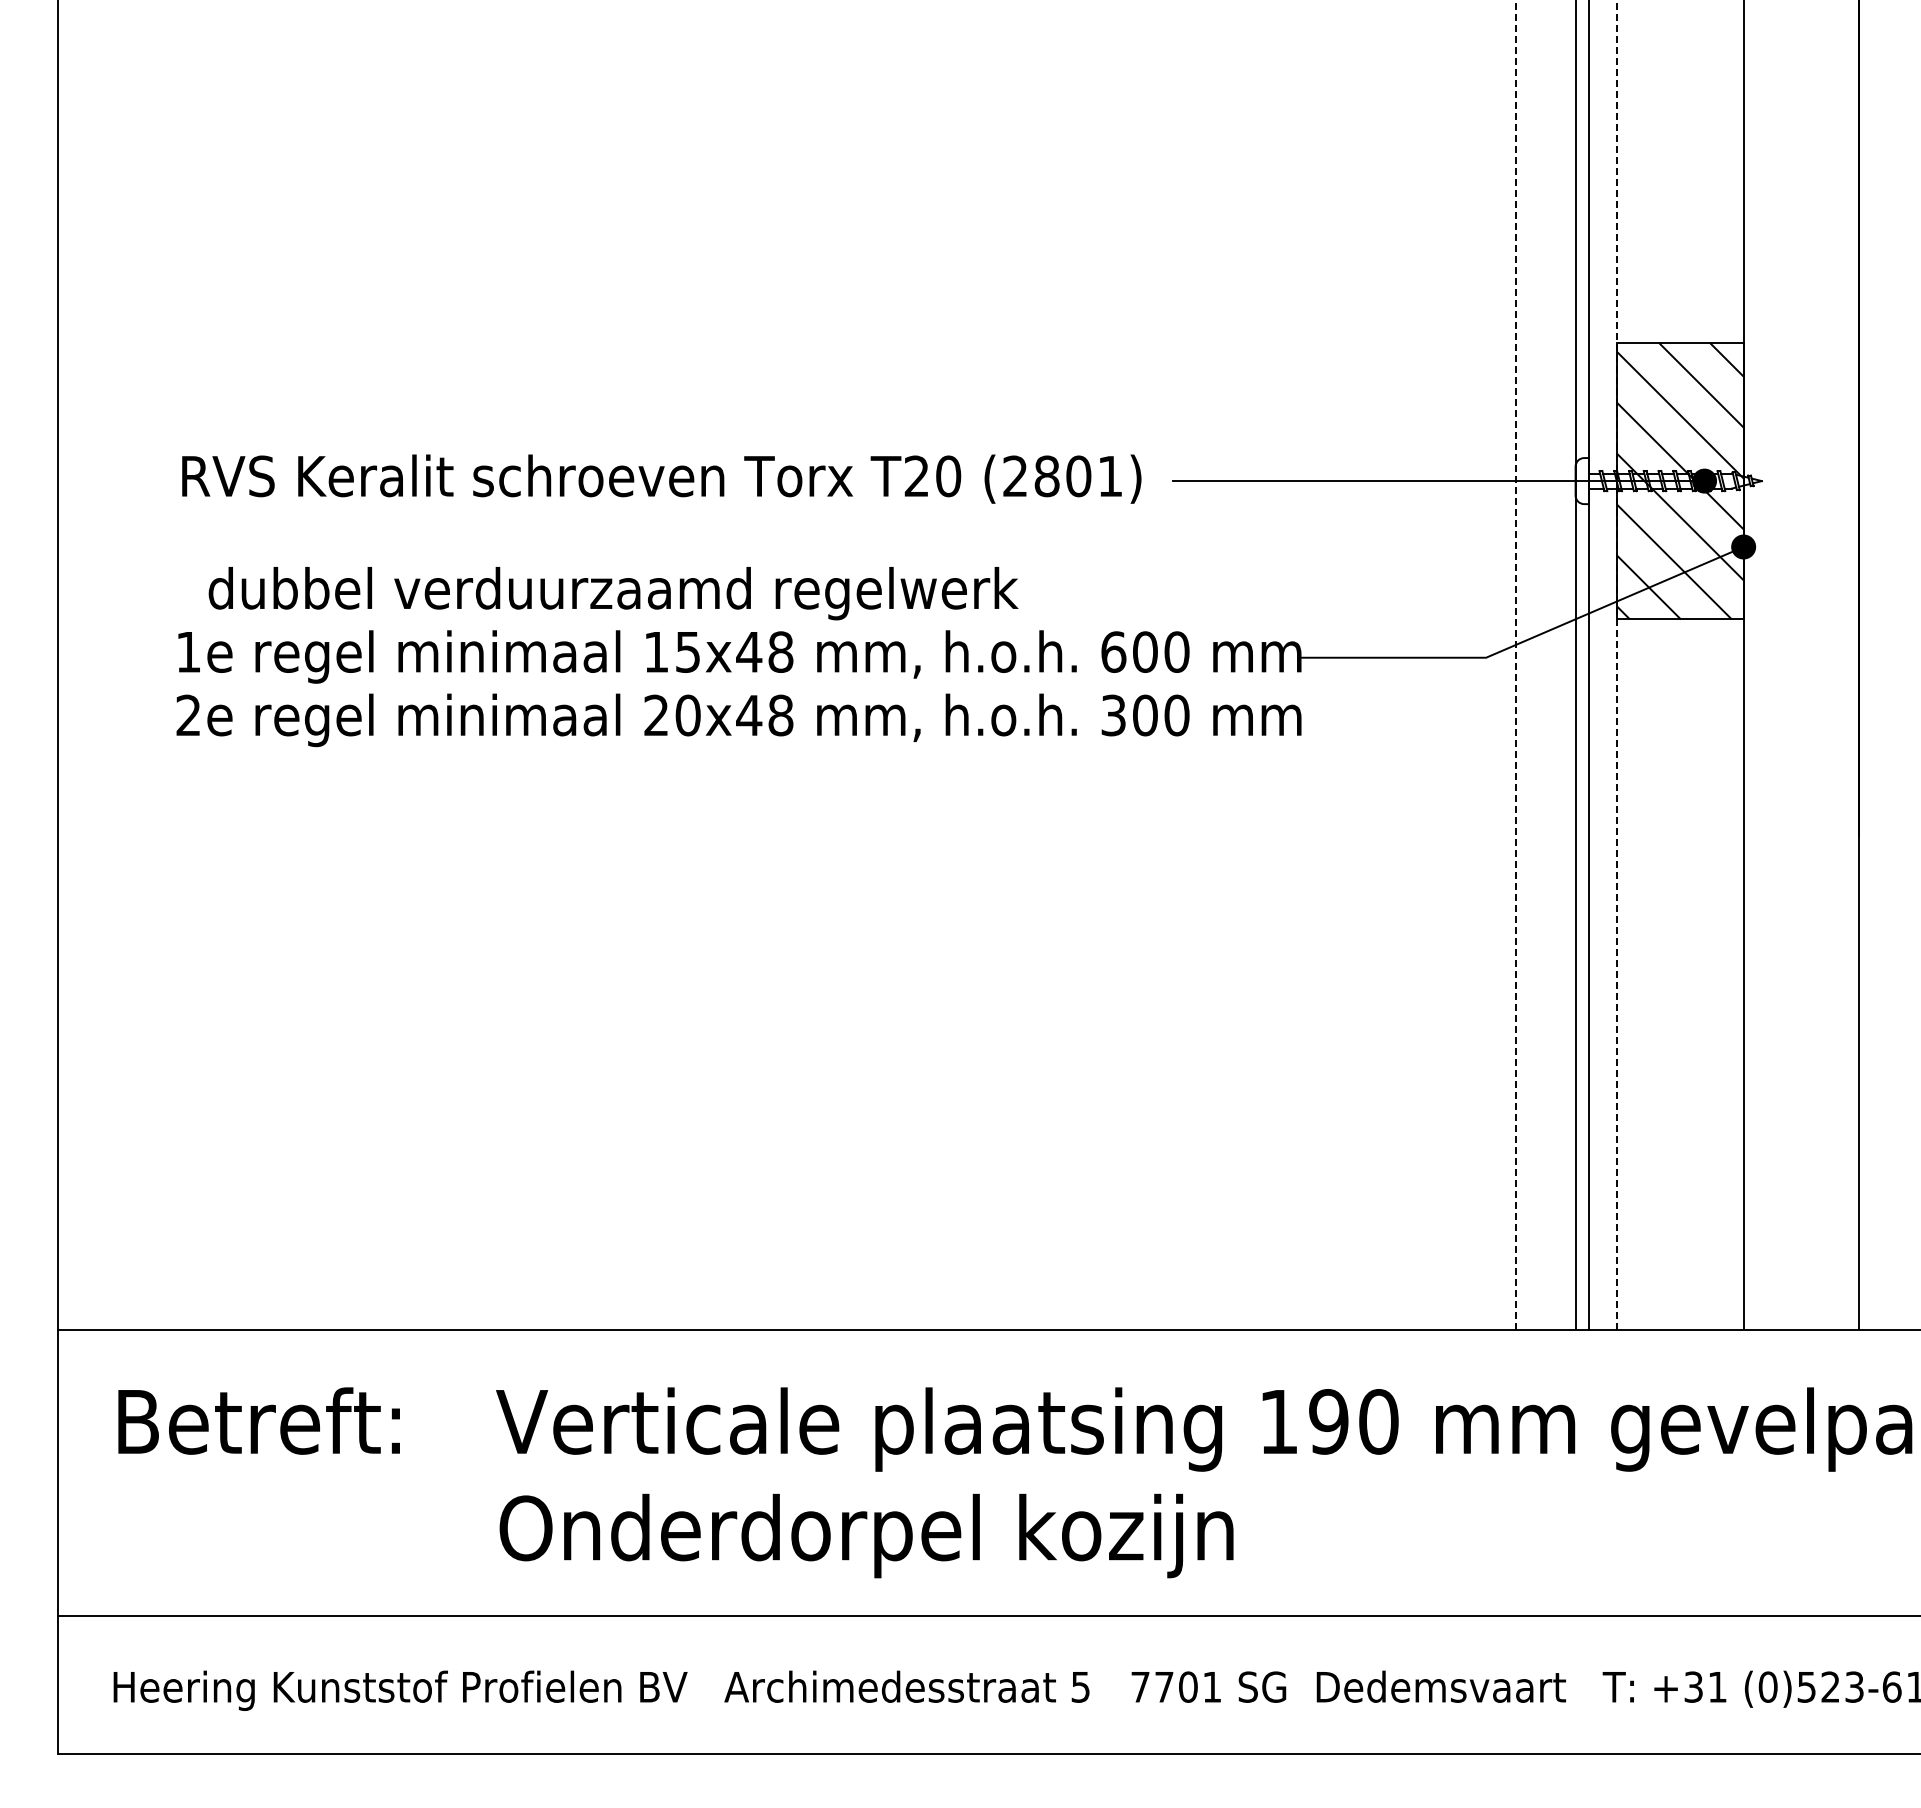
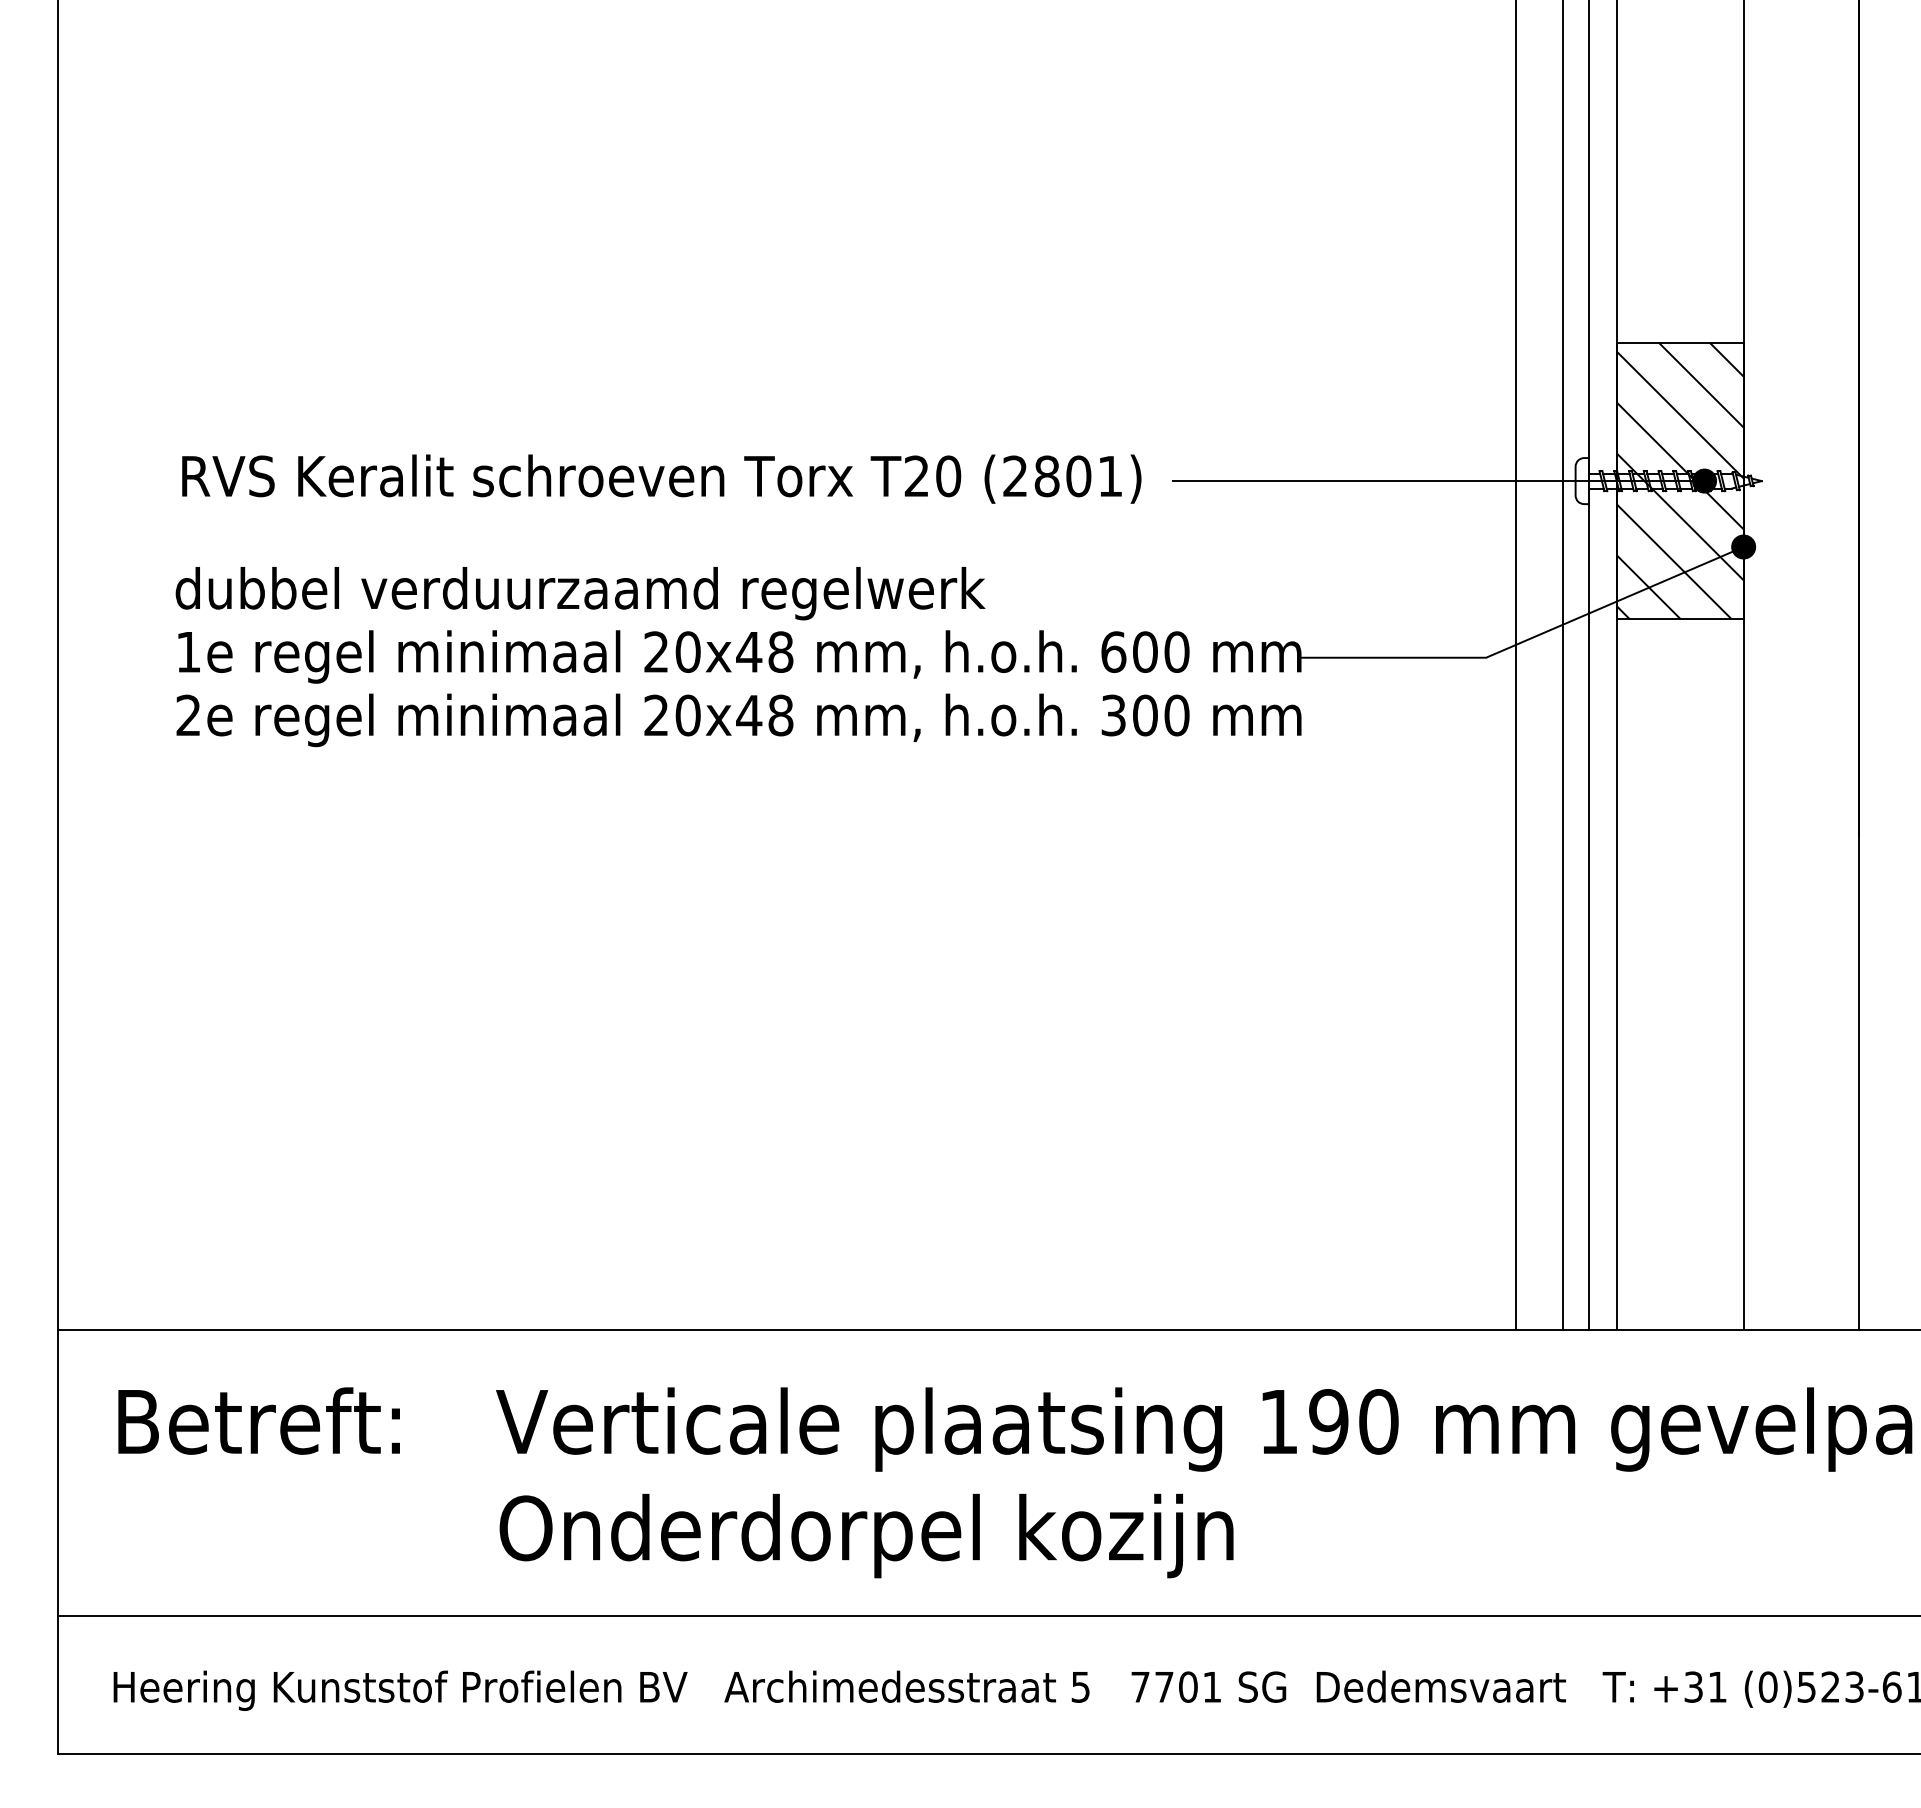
line: dashed -> solid (1616, 0)
text position: (613, 593) -> (580, 593) (580, 593)
text: 15x48 -> 20x48 (672, 651)
line position: (1576, 665) -> (1563, 665) (1563, 665)
